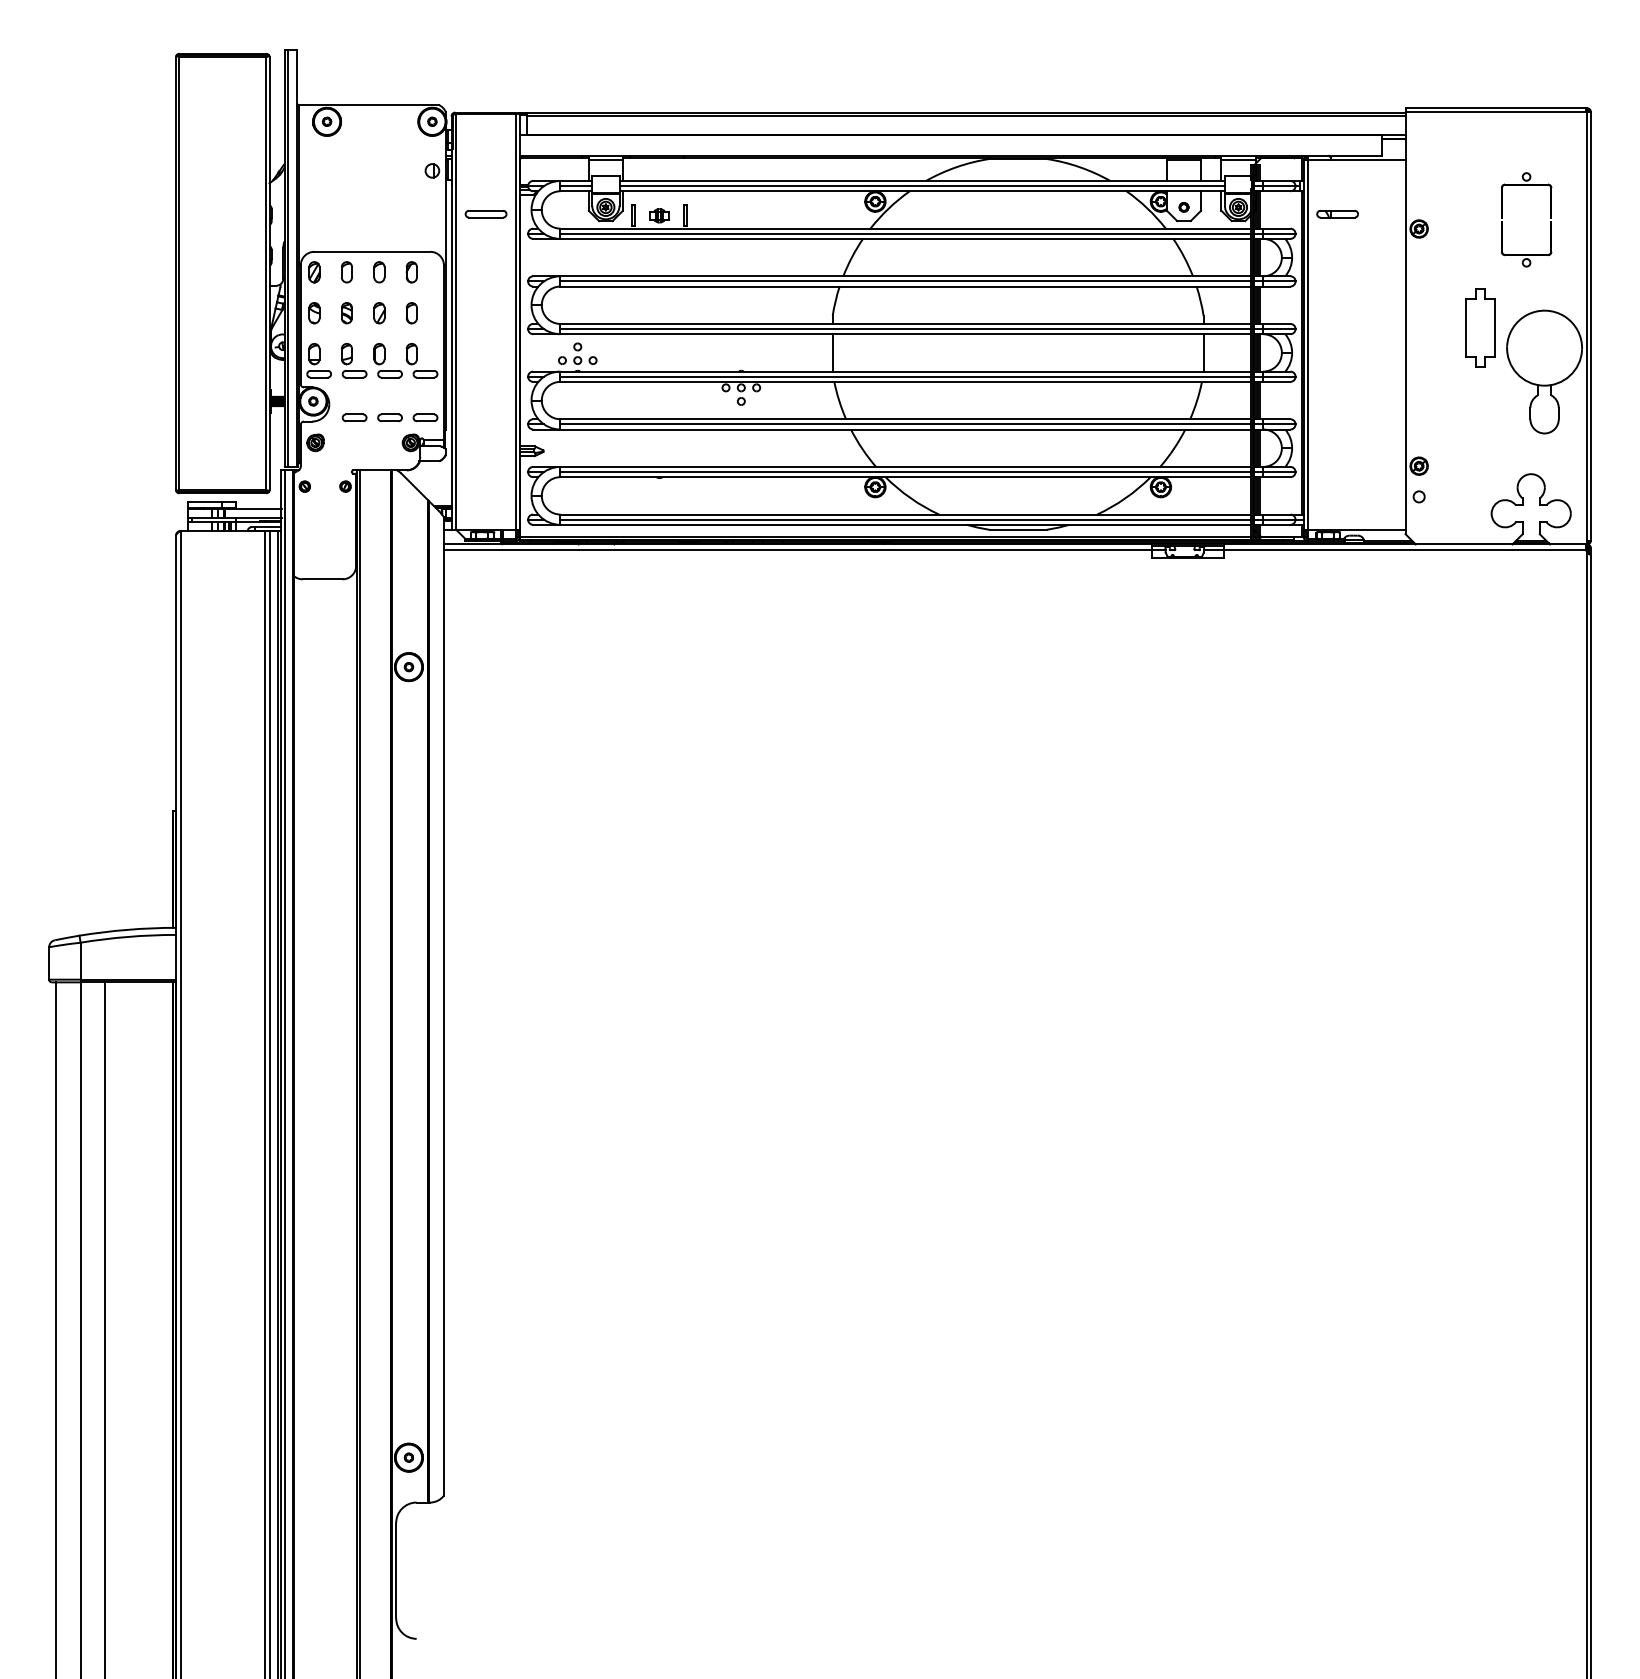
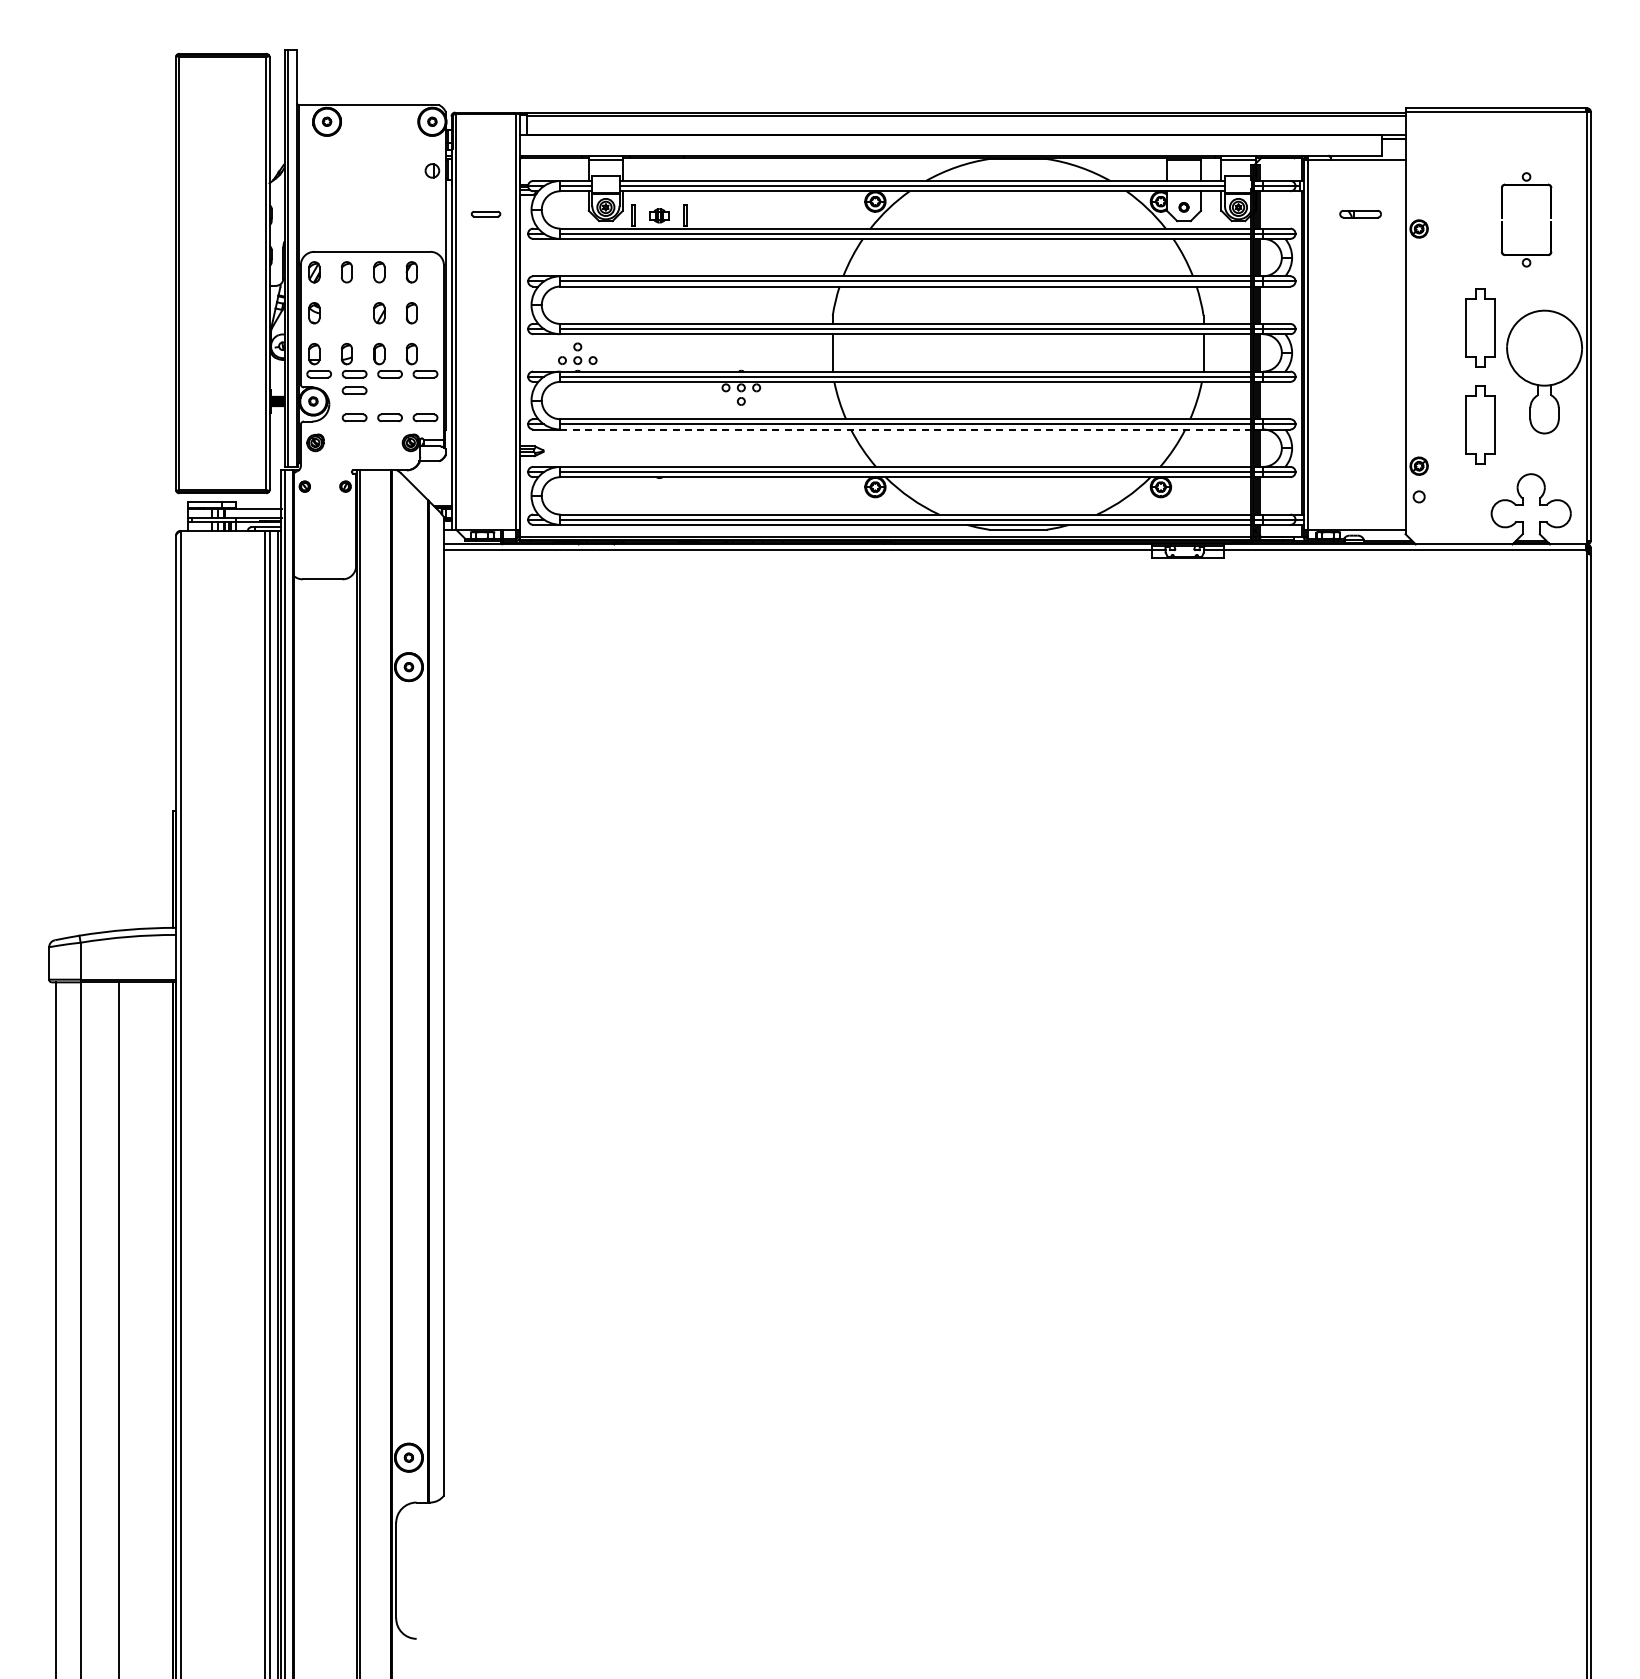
part size: 44x10 px -> 32x8 px (485, 213)
part position: (1337, 214) -> (1360, 214) (1360, 214)
part: present -> none (346, 313)
part: none -> present (354, 390)
part: none -> present (1480, 424)
line: solid -> dashed (906, 429)
line position: (104, 1328) -> (118, 1328) (118, 1328)
